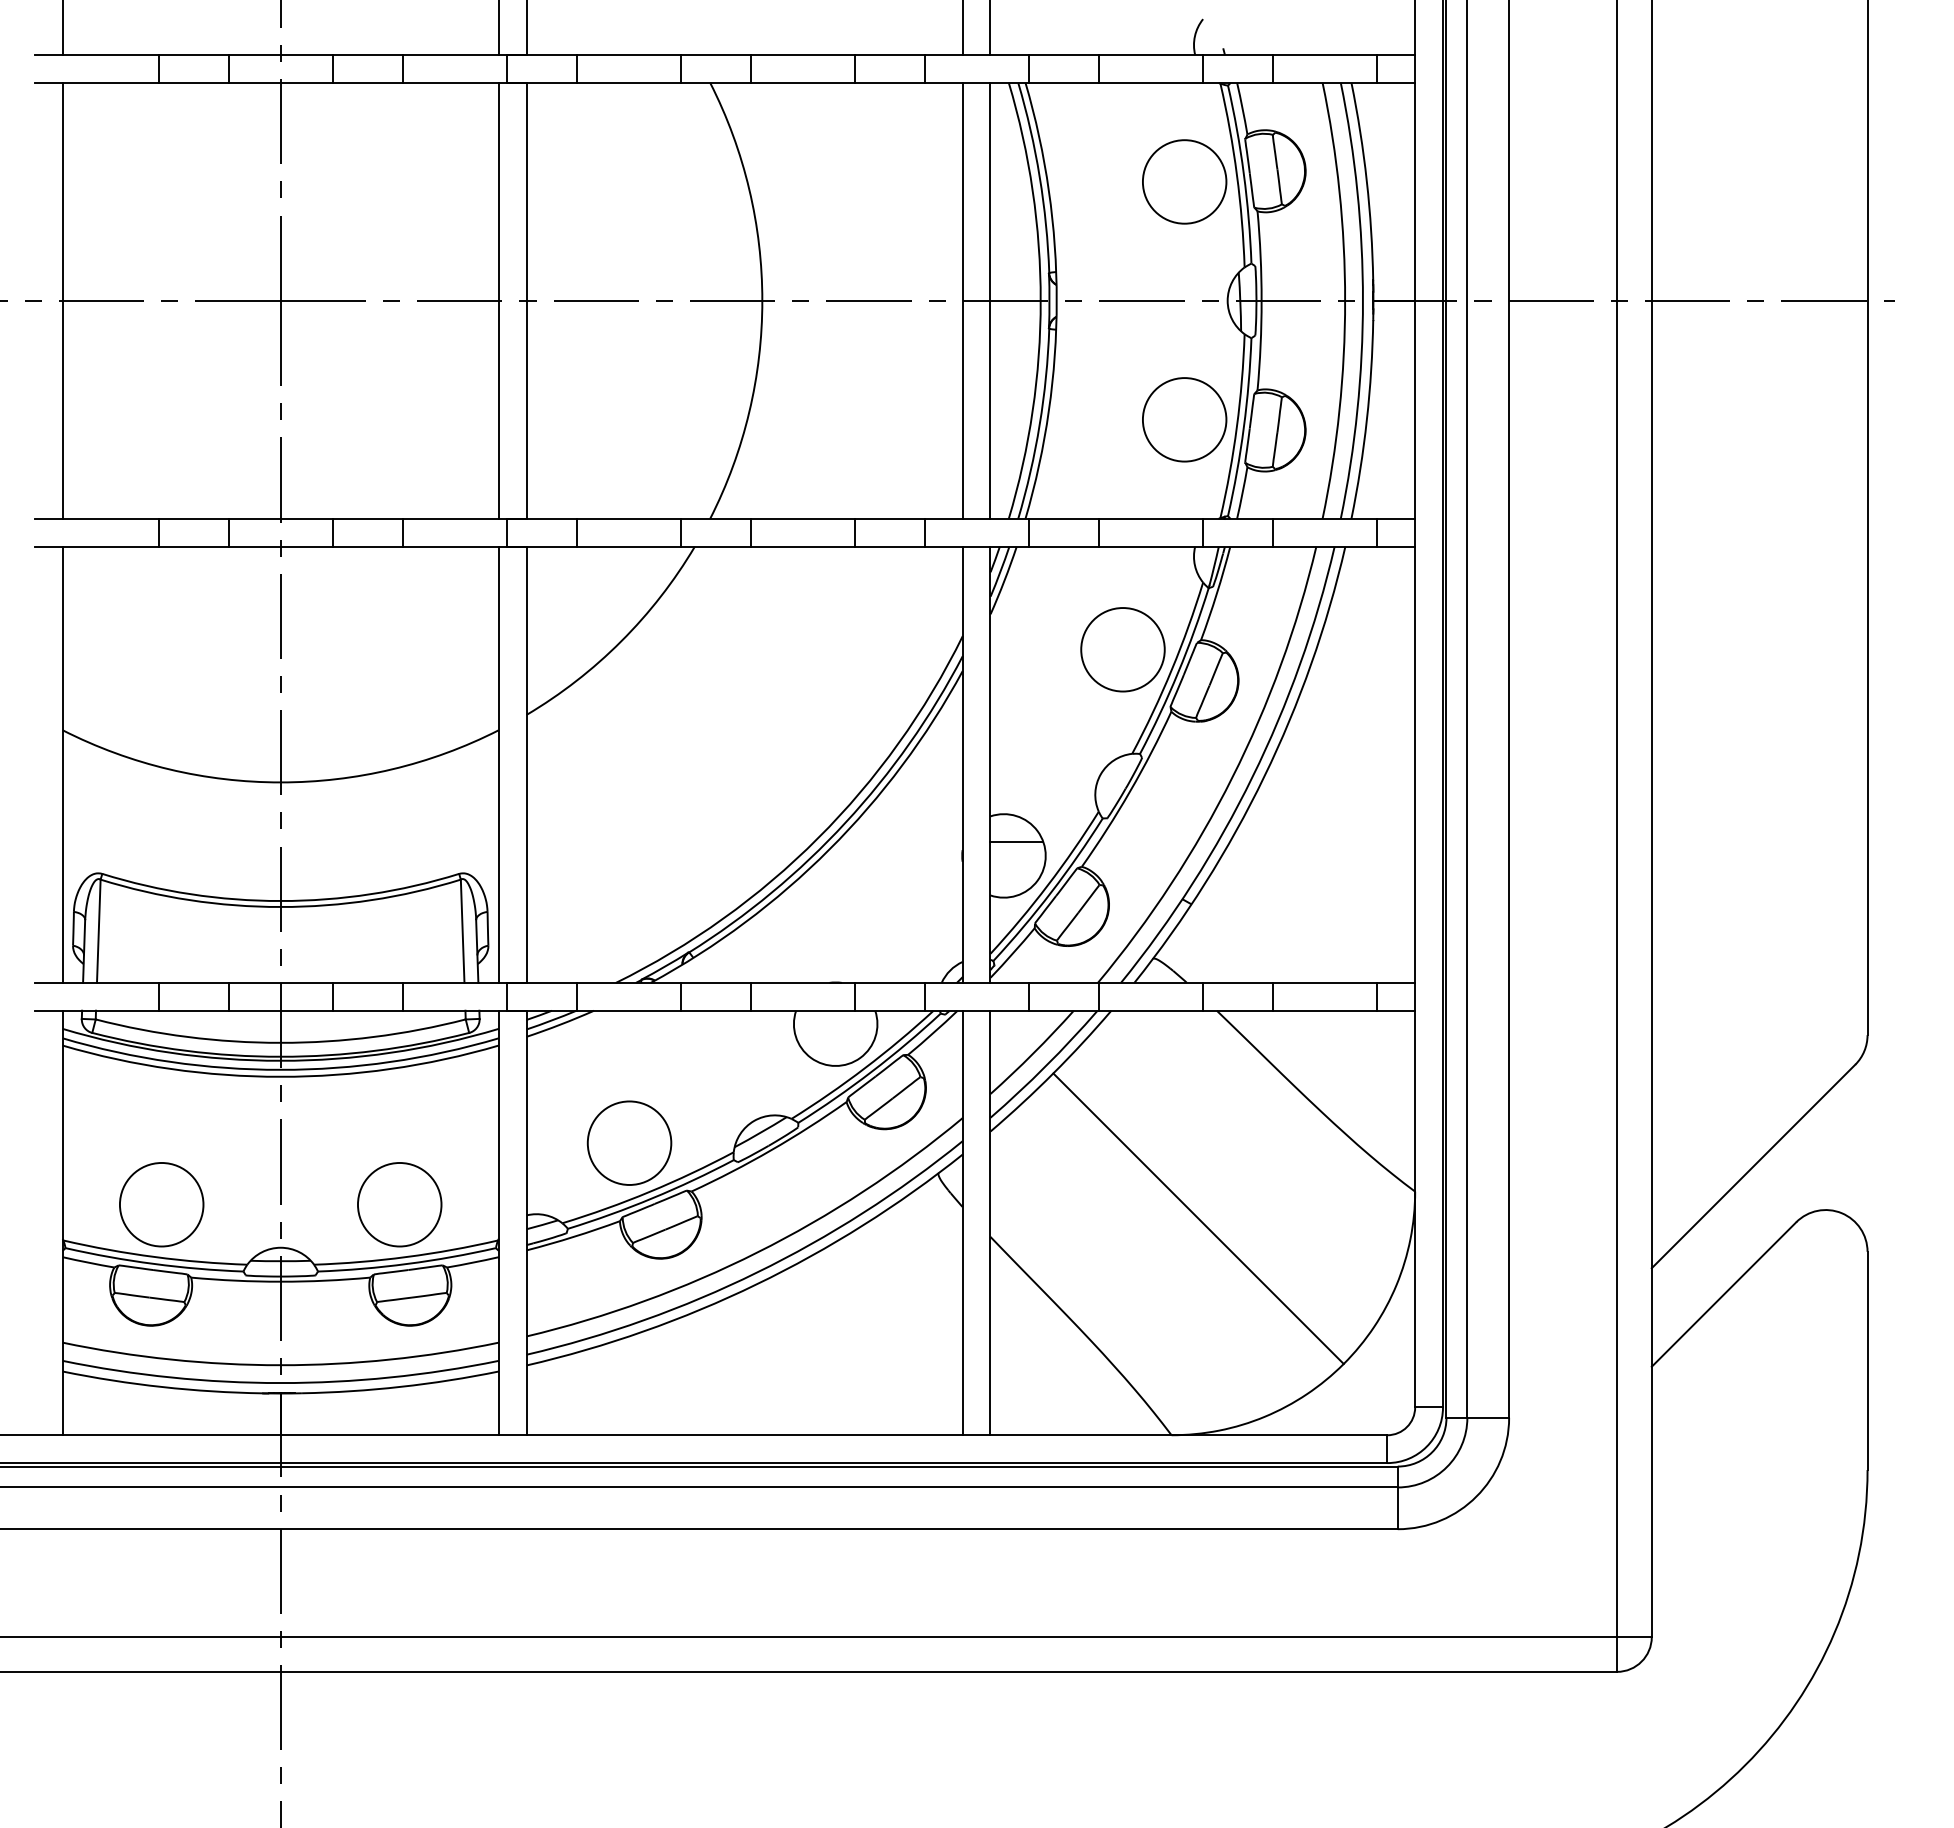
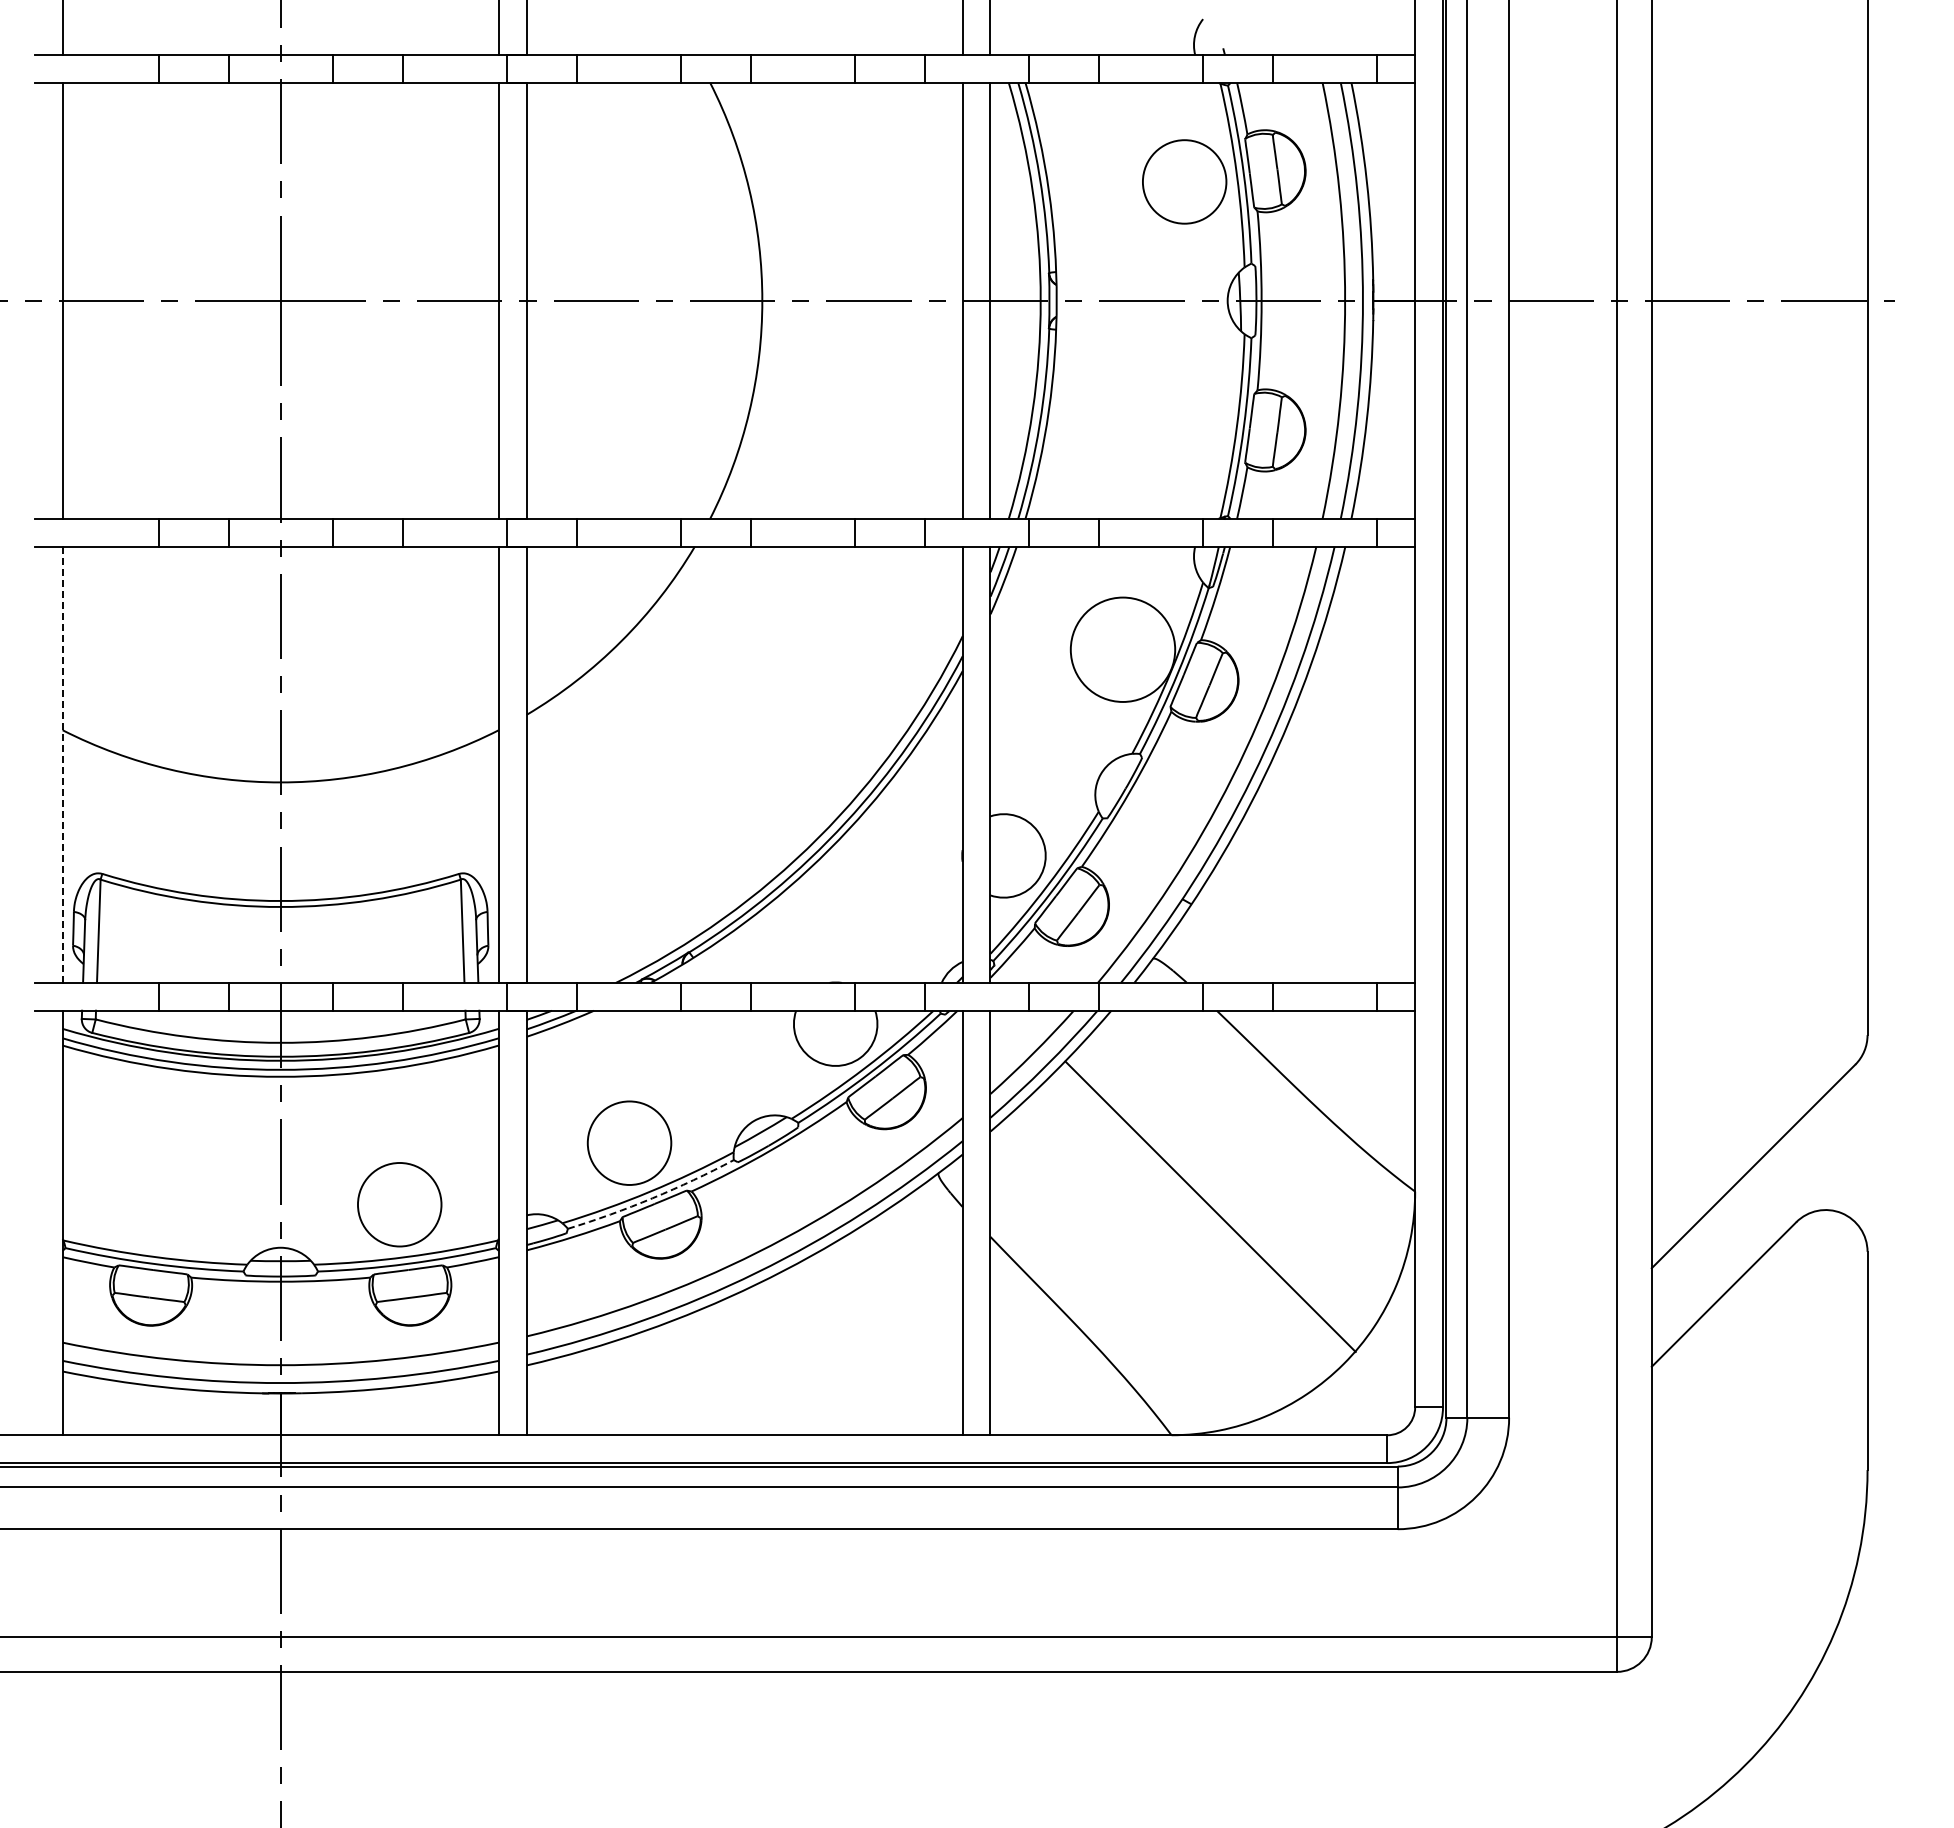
circle: present -> none (1184, 419)
circle diameter: 84 px -> 104 px (1122, 649)
line: solid -> dashed (62, 764)
line: present -> none (1016, 841)
arc: solid -> dashed (652, 1198)
circle: present -> none (161, 1204)
line position: (1198, 1218) -> (1210, 1206) (1210, 1206)
